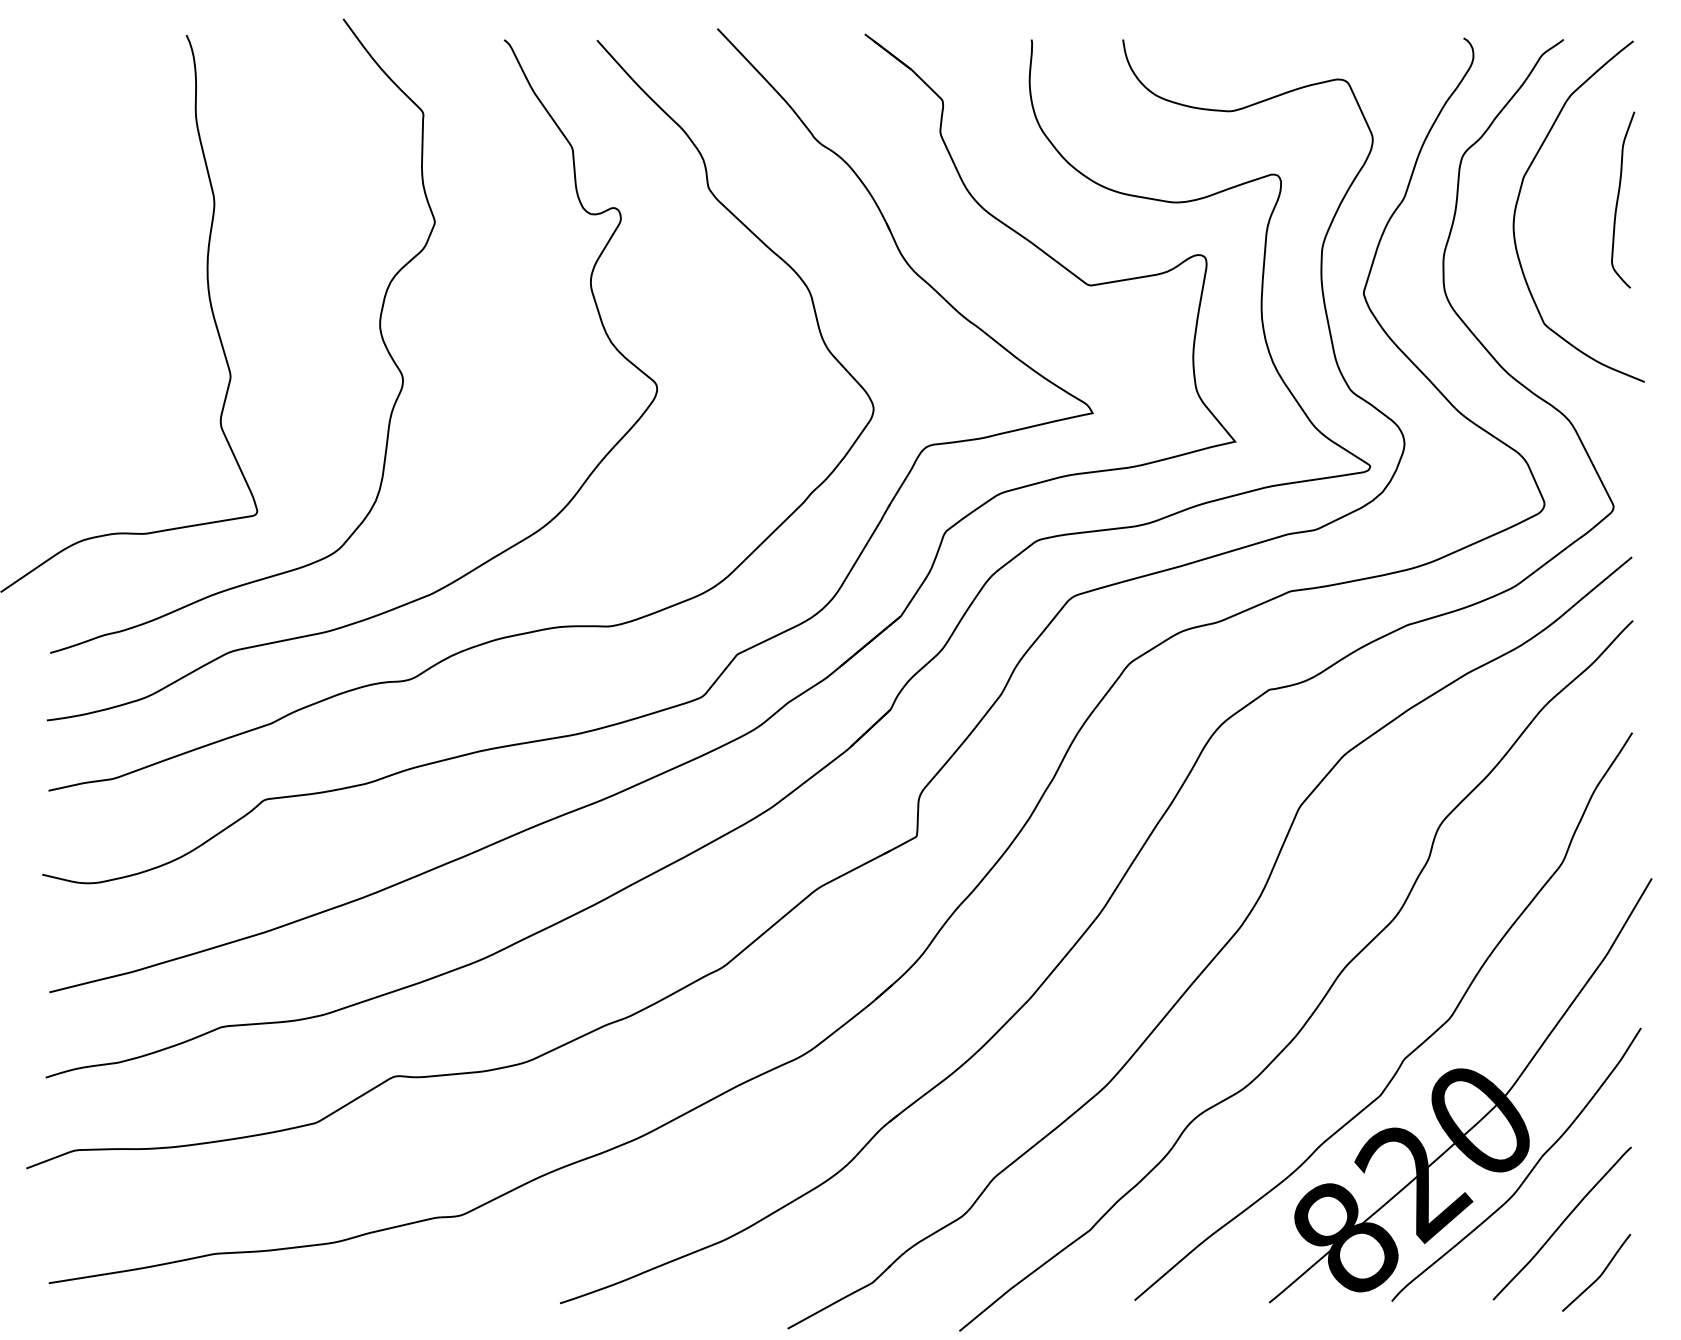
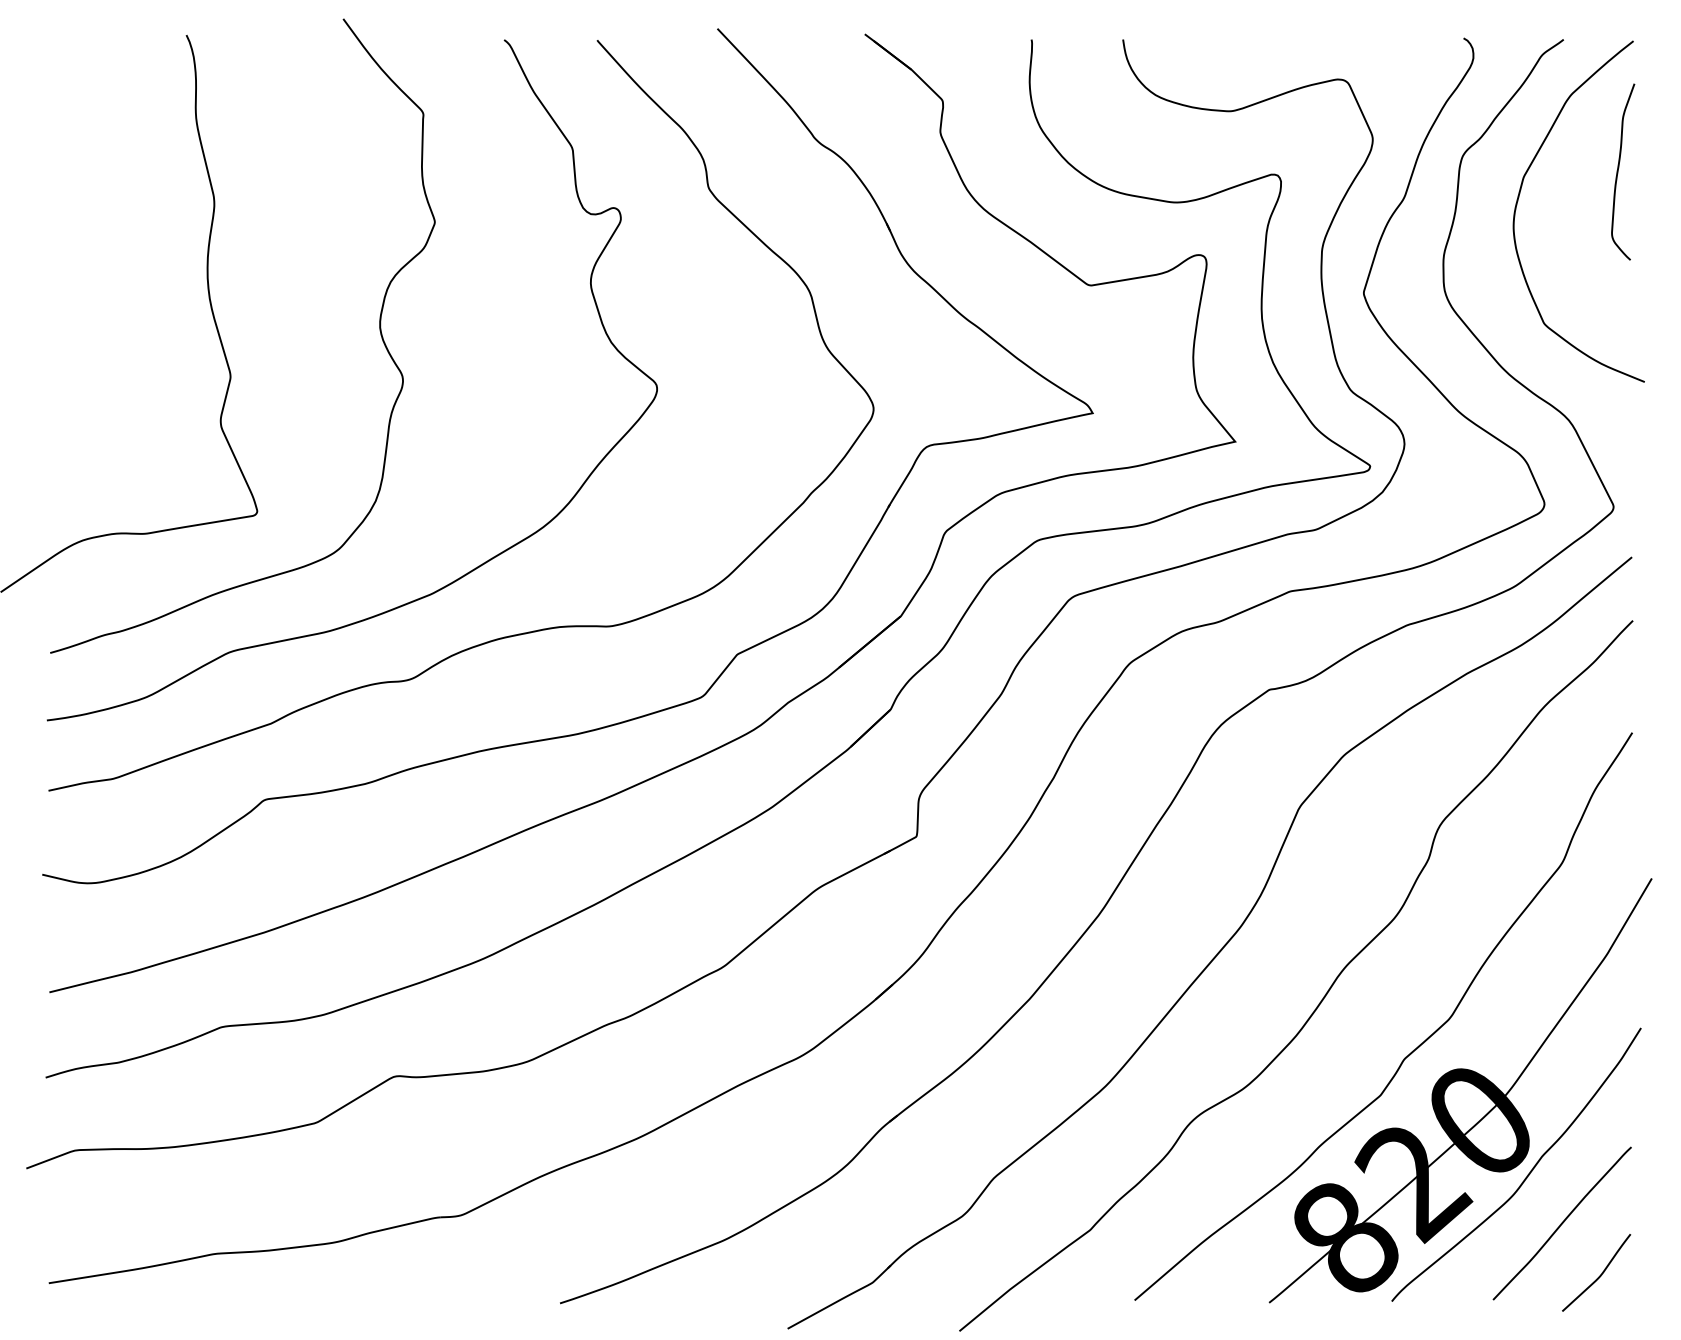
curve position: (1619, 196) -> (1619, 168) (1619, 168)
